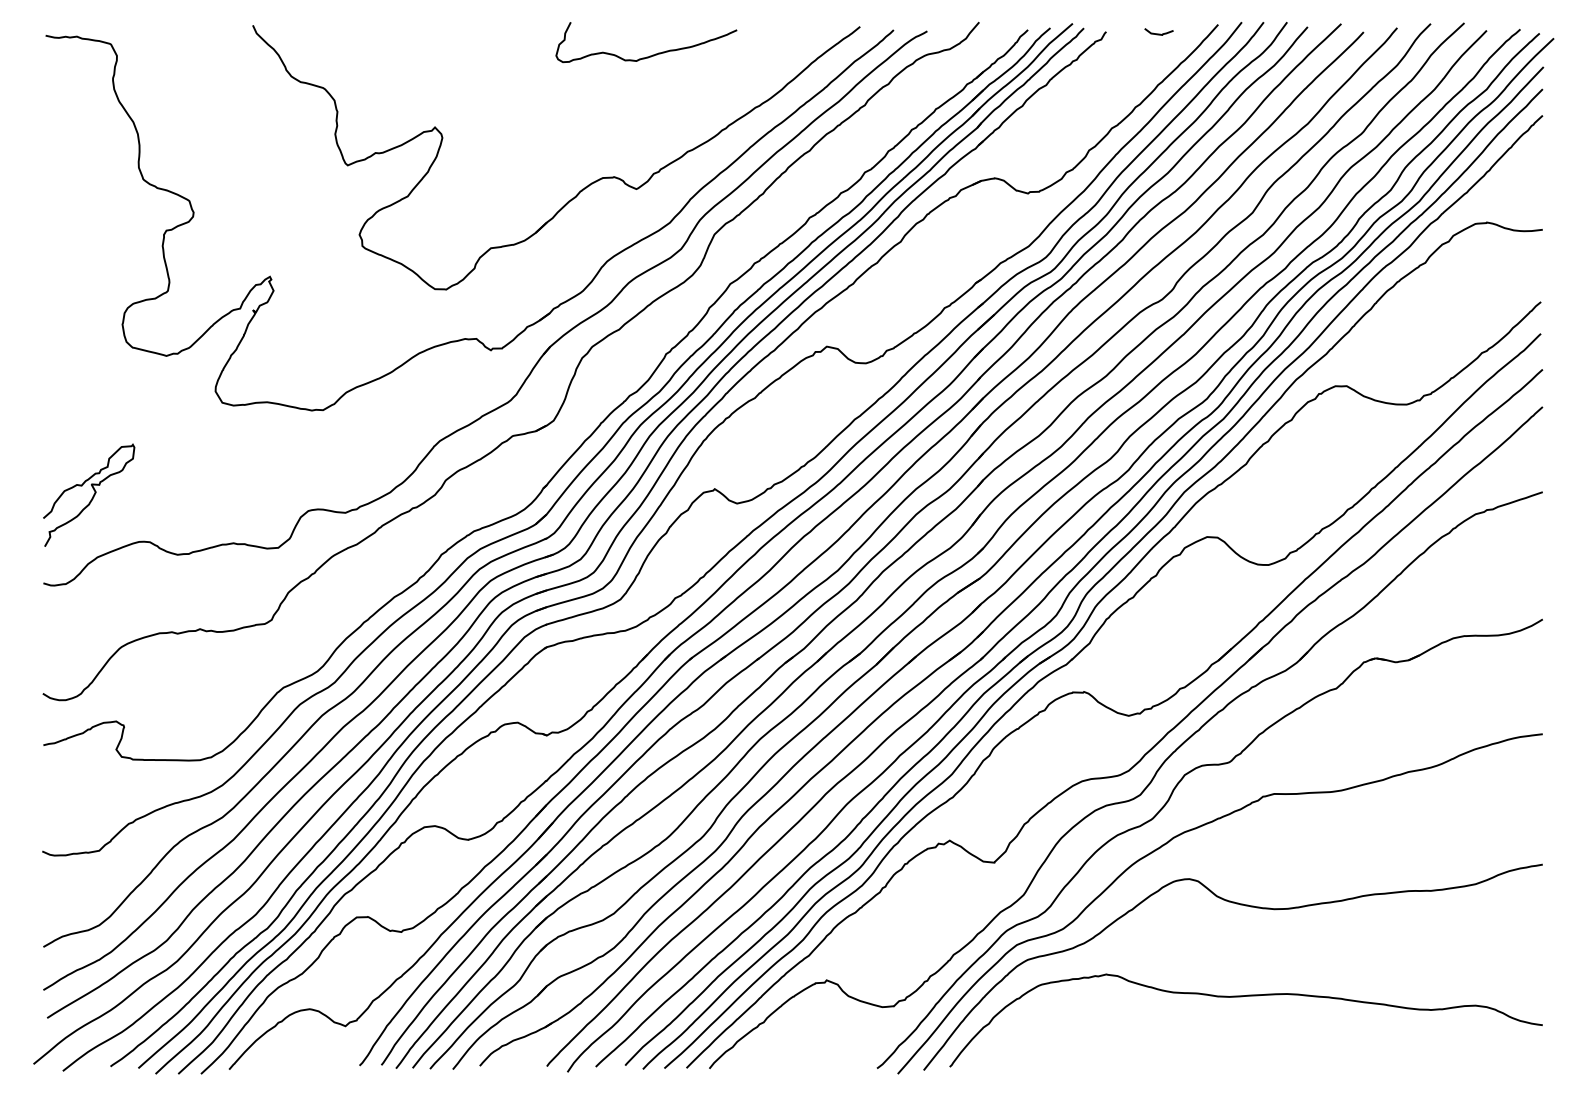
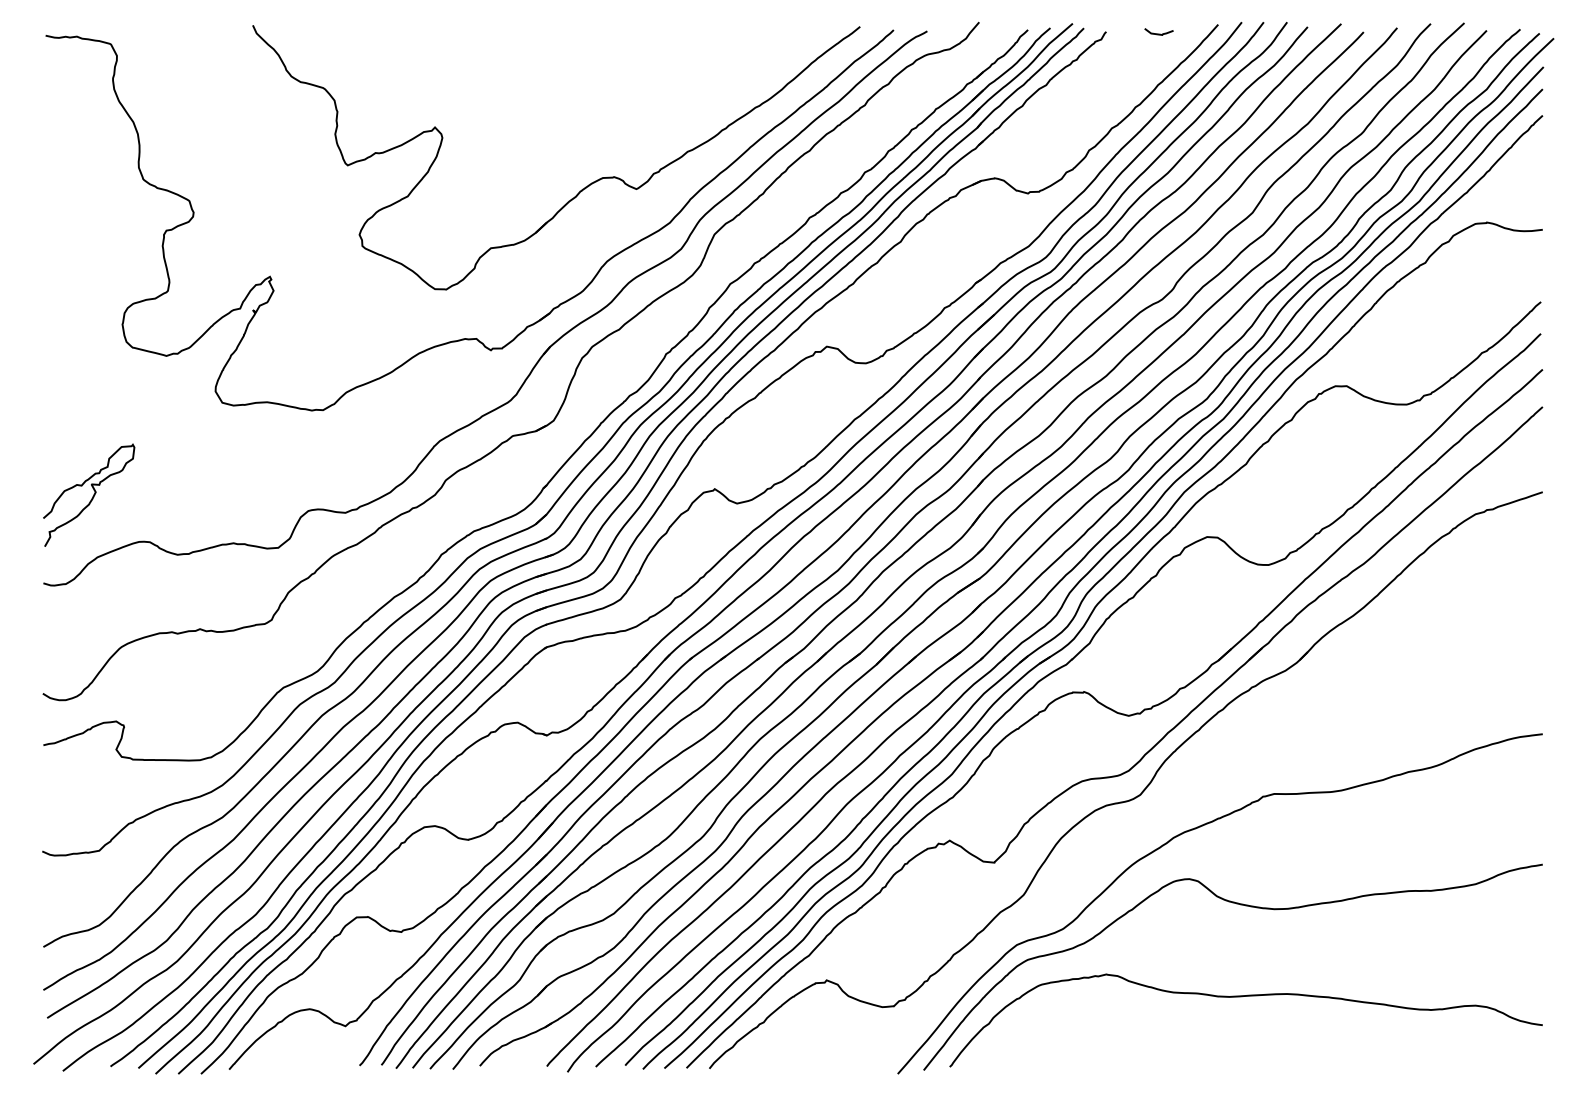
curve: present -> none (652, 54)
part: present -> none (1165, 806)
